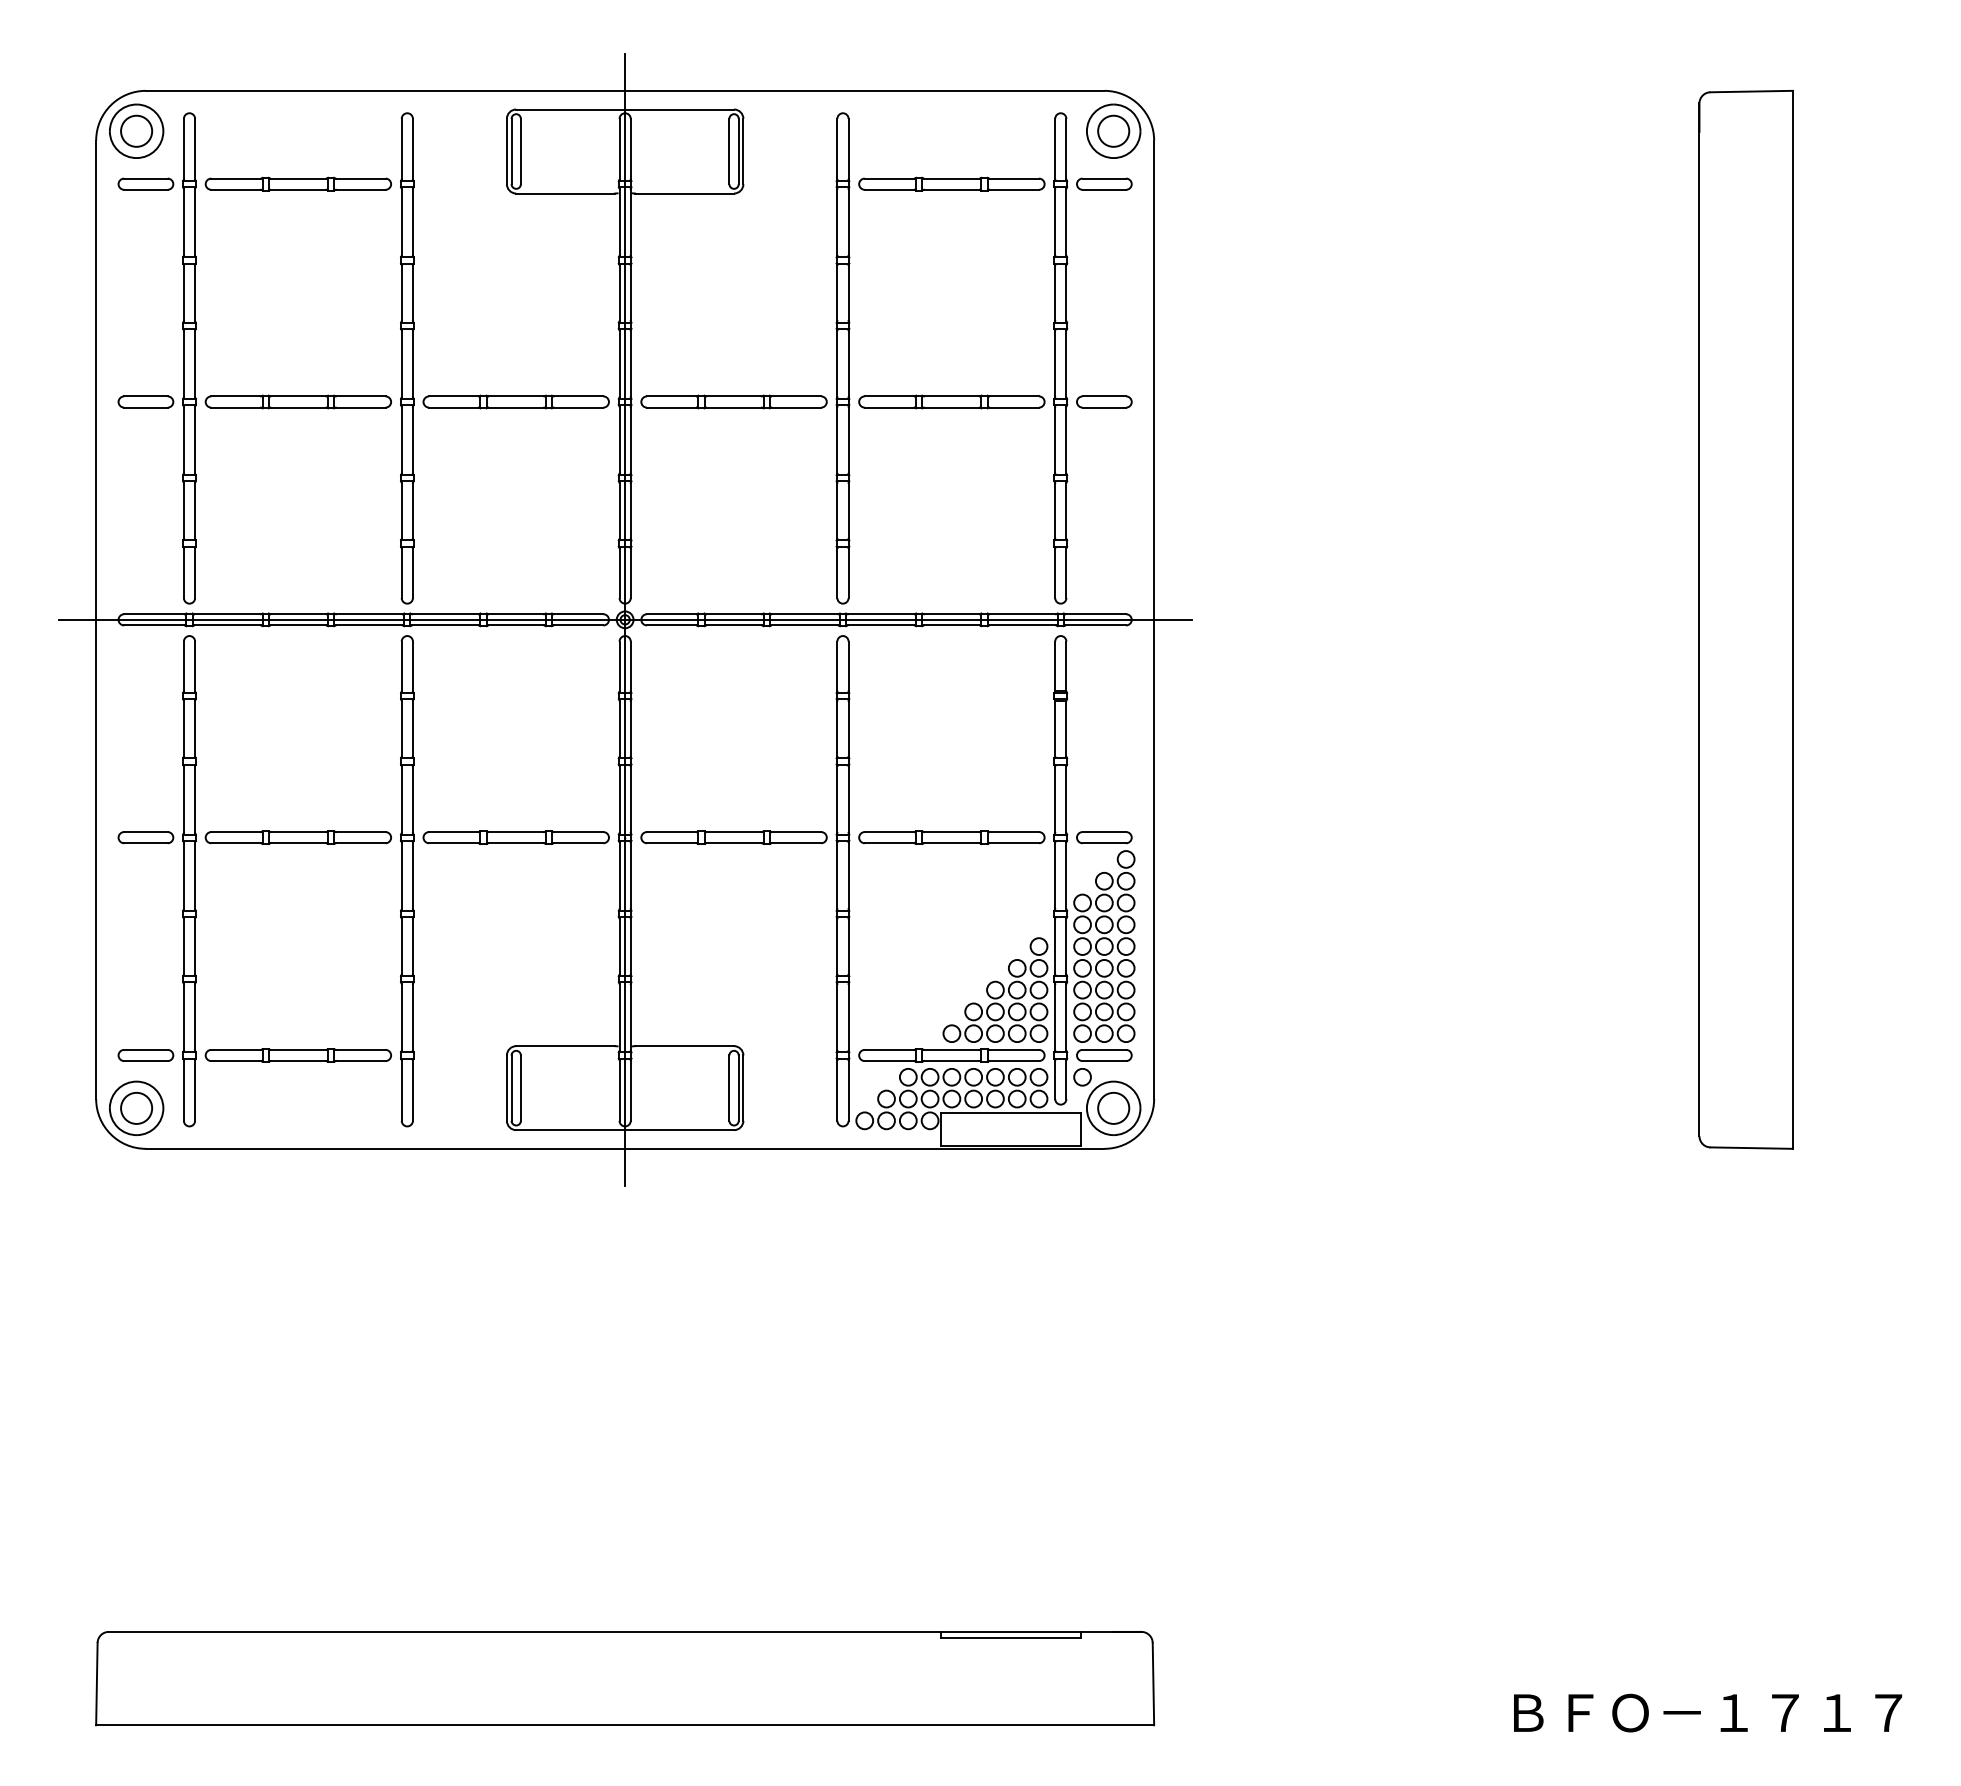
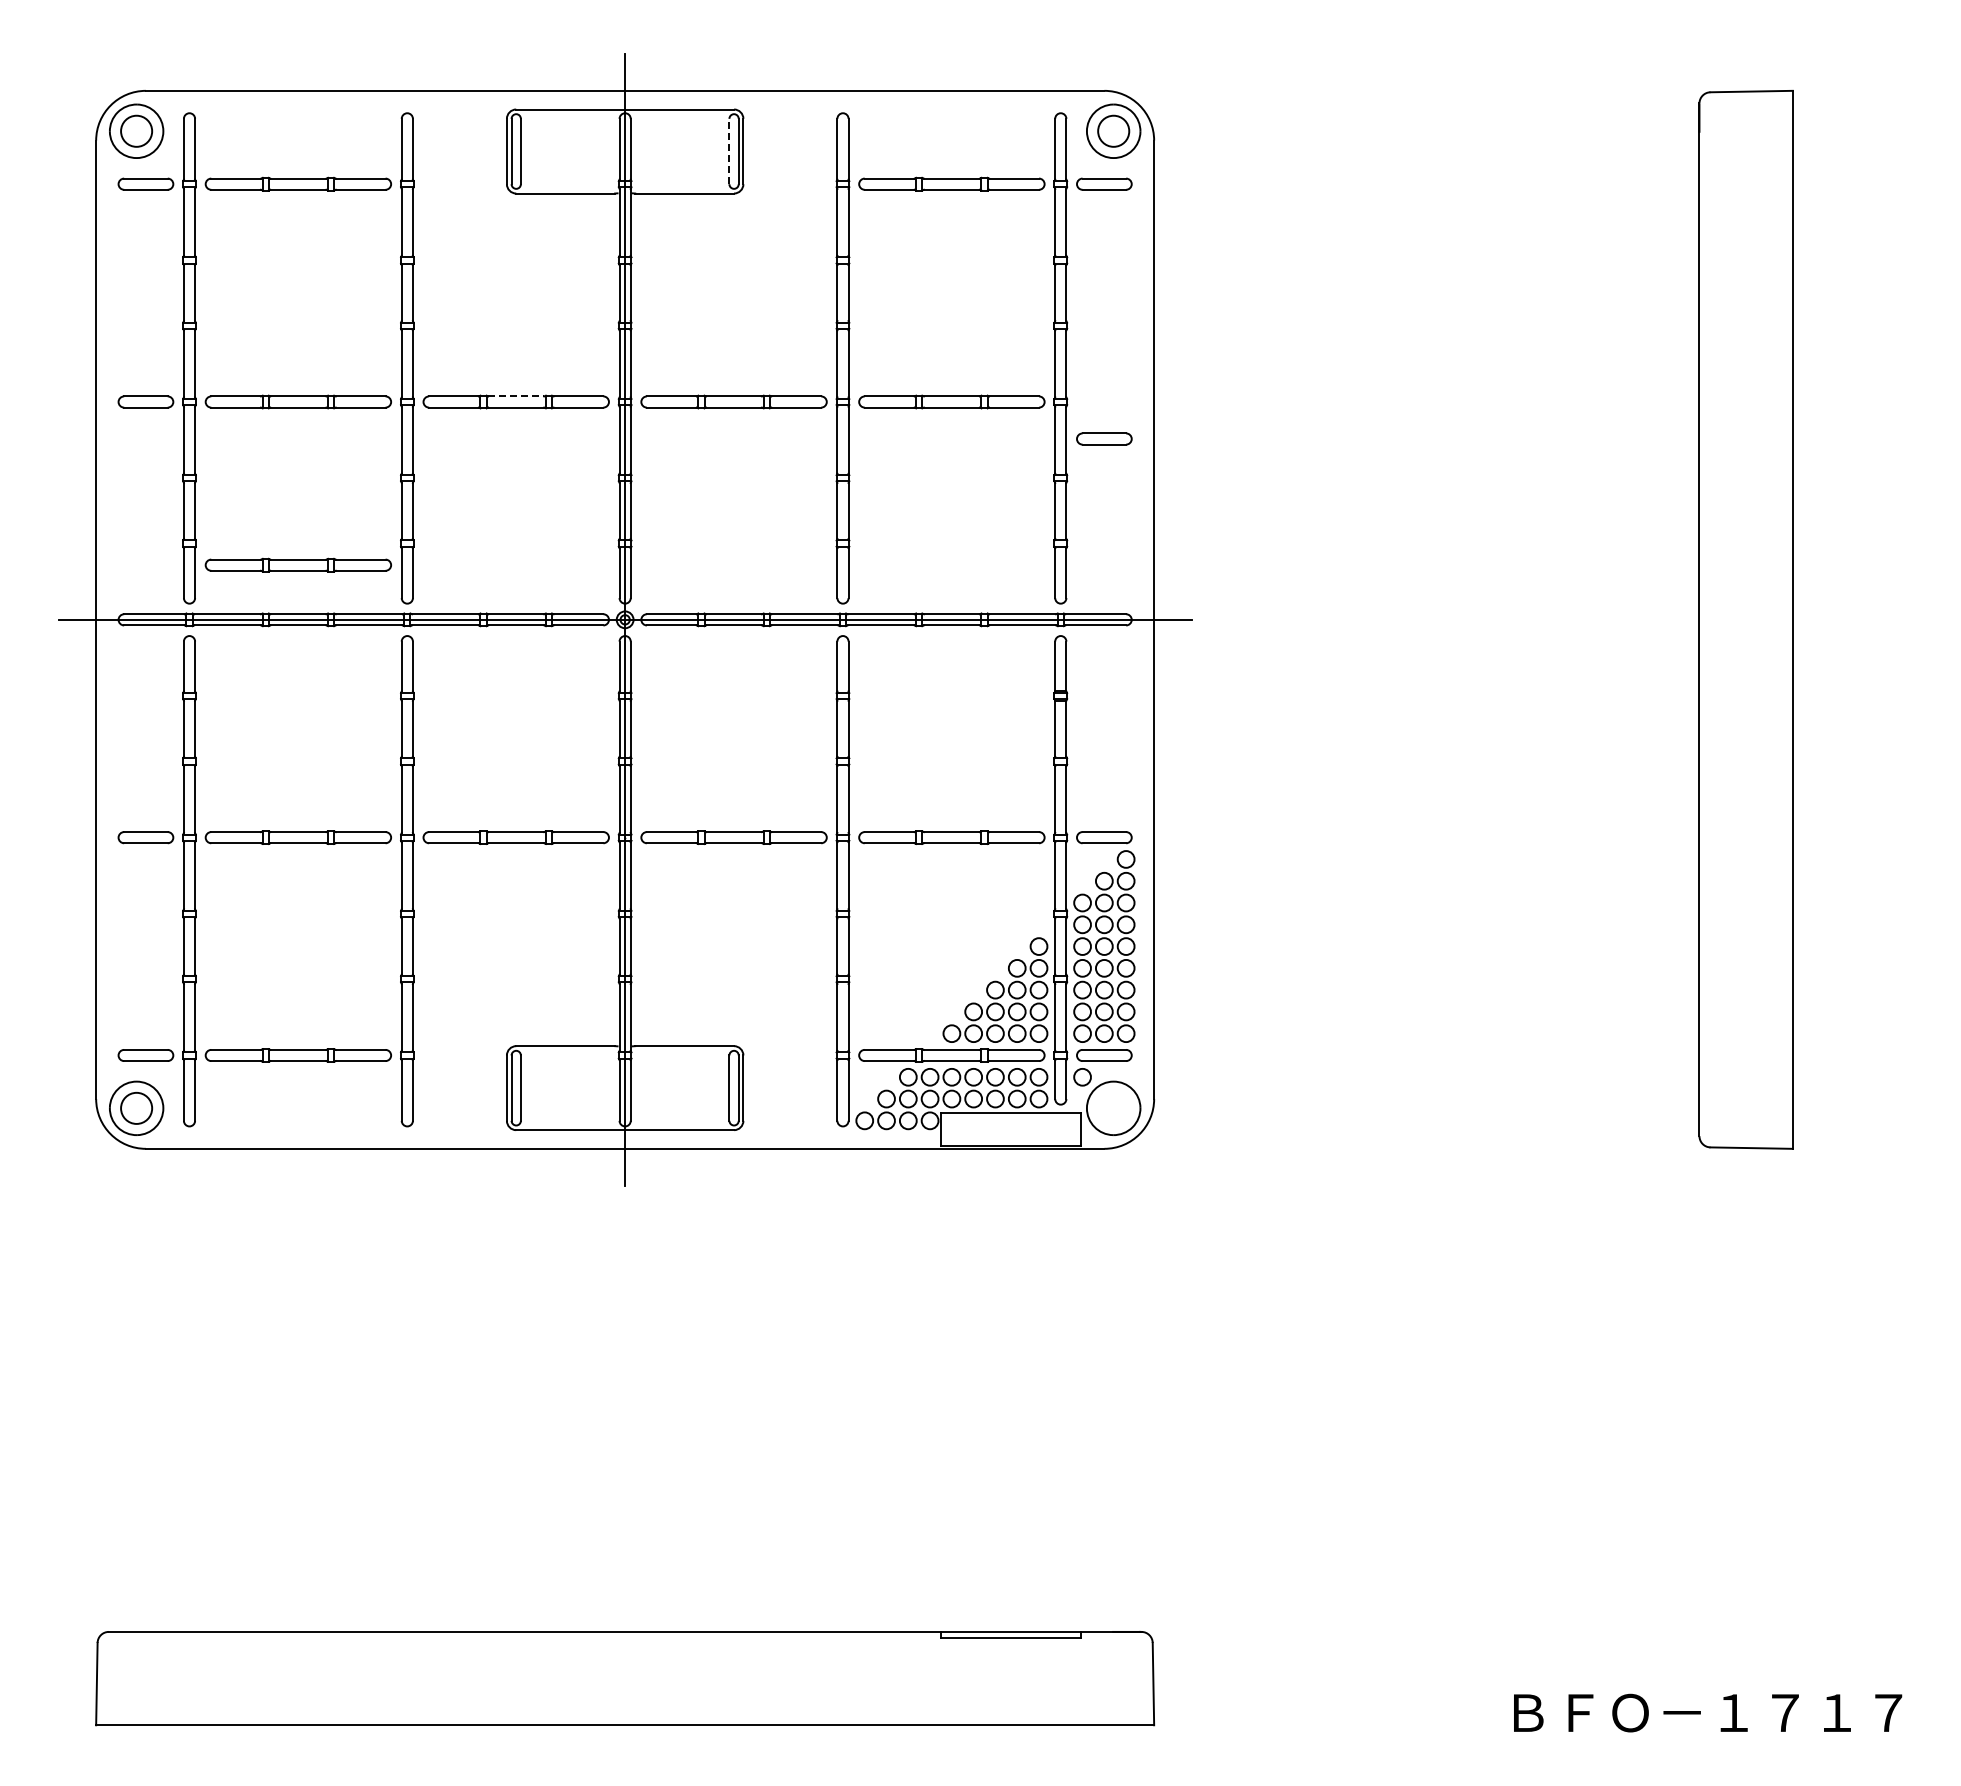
line: solid -> dashed (729, 151)
line: solid -> dashed (516, 396)
part position: (1104, 401) -> (1104, 438) (1104, 438)
part: none -> present (297, 564)
circle: present -> none (1113, 1107)
